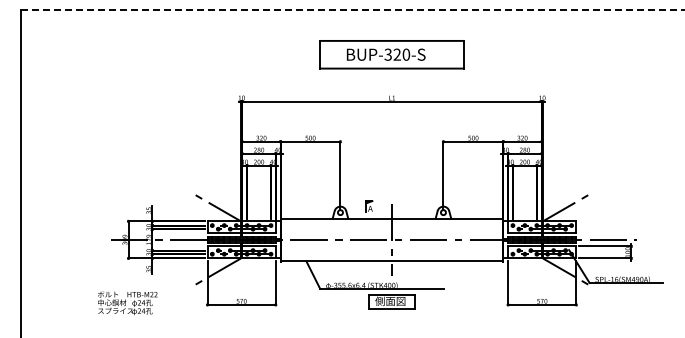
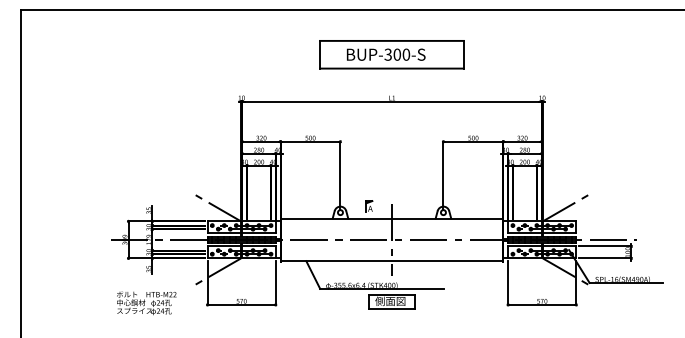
line: dashed -> solid (352, 10)
text: BUP-320-S -> BUP-300-S (396, 54)
text position: (127, 303) -> (146, 303) (146, 303)
